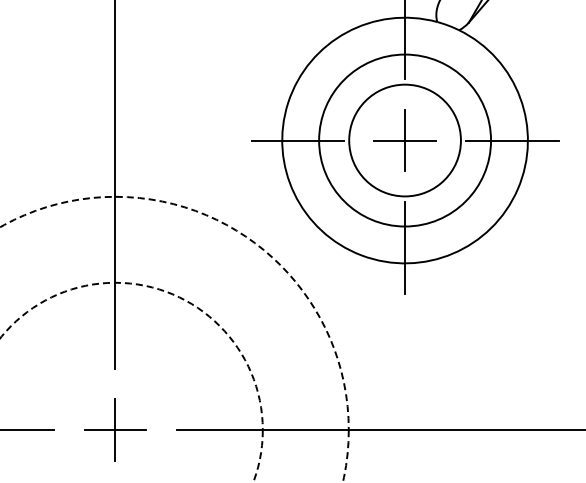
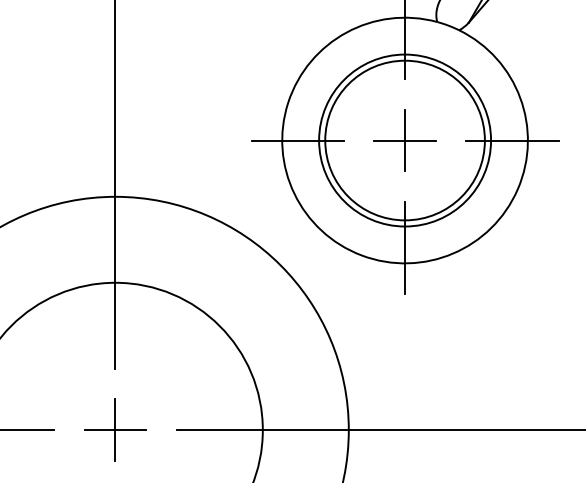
circle diameter: 112 px -> 160 px (404, 140)
circle: dashed -> solid (174, 339)
circle: dashed -> solid (131, 382)
